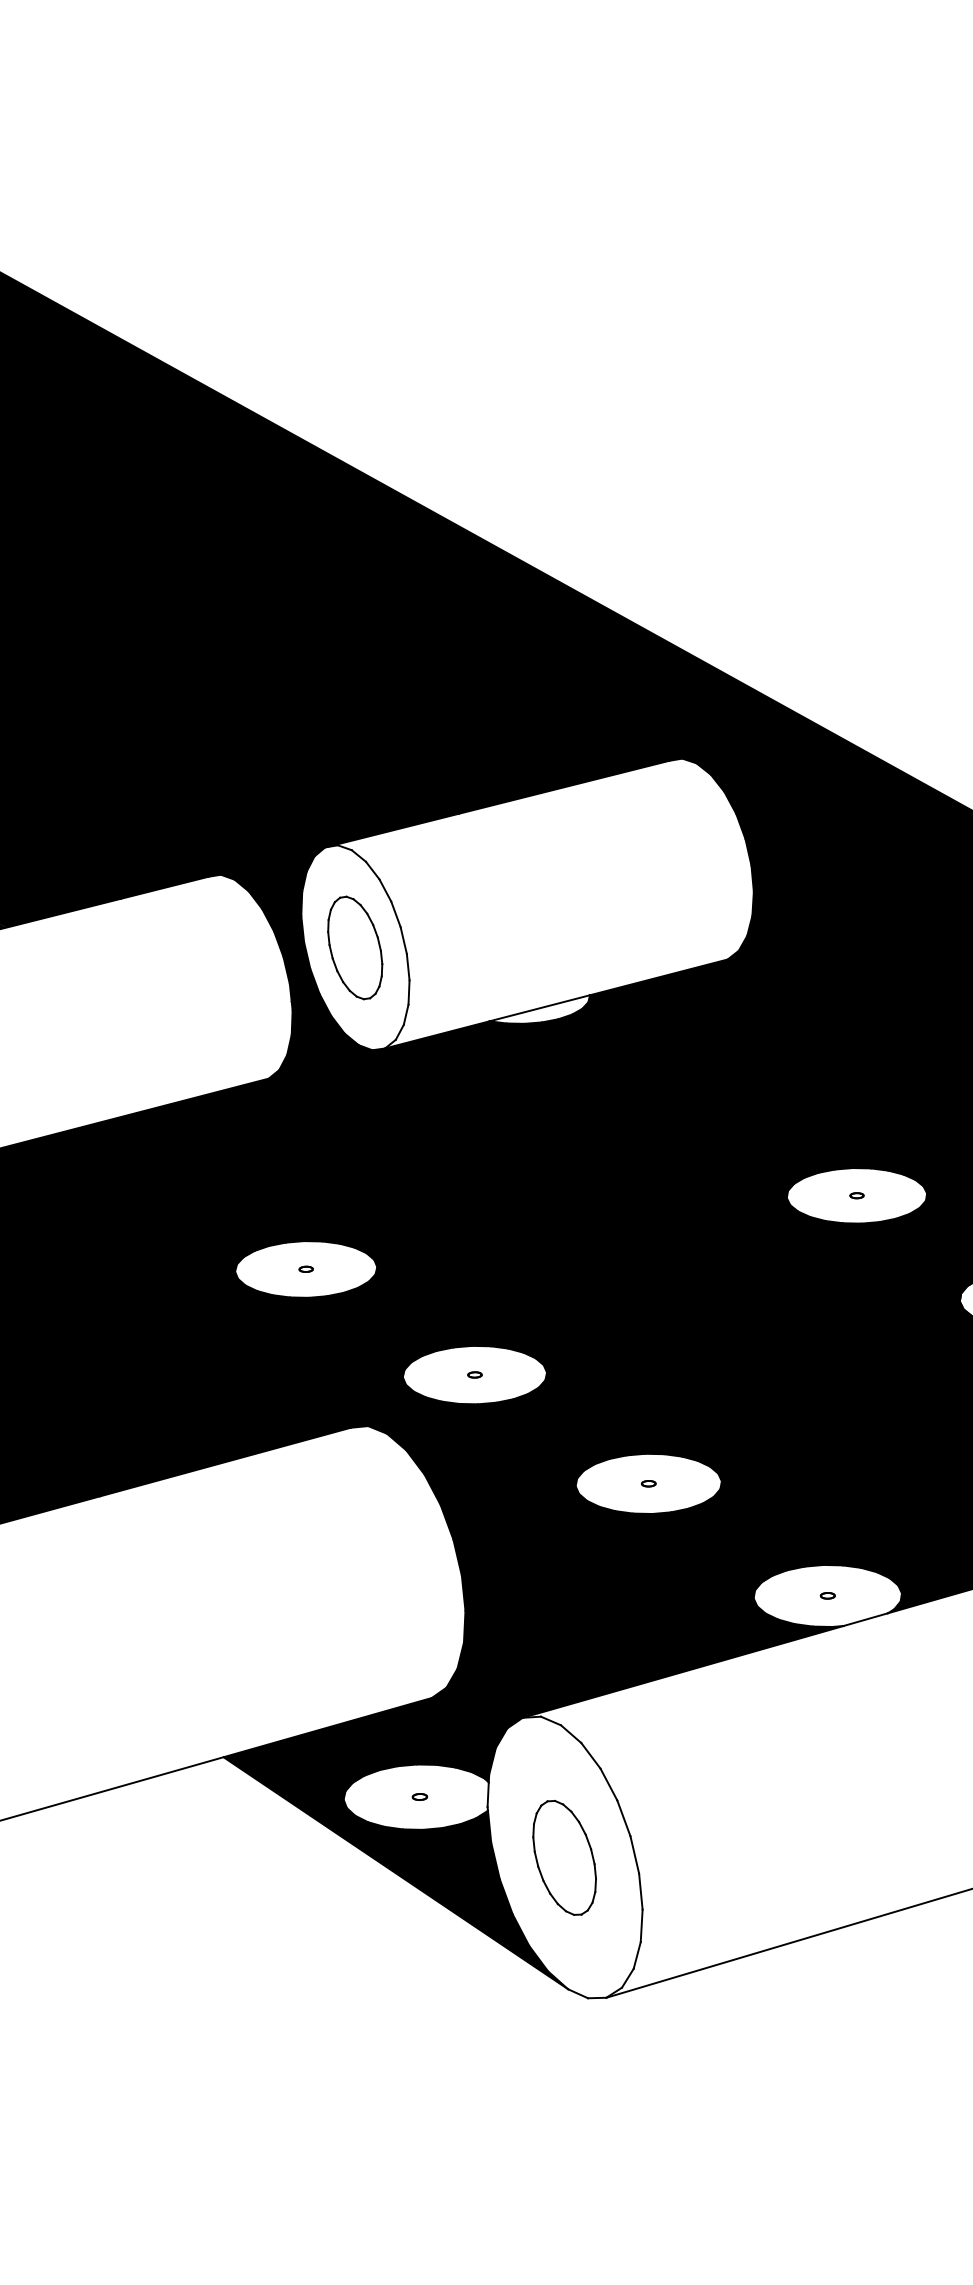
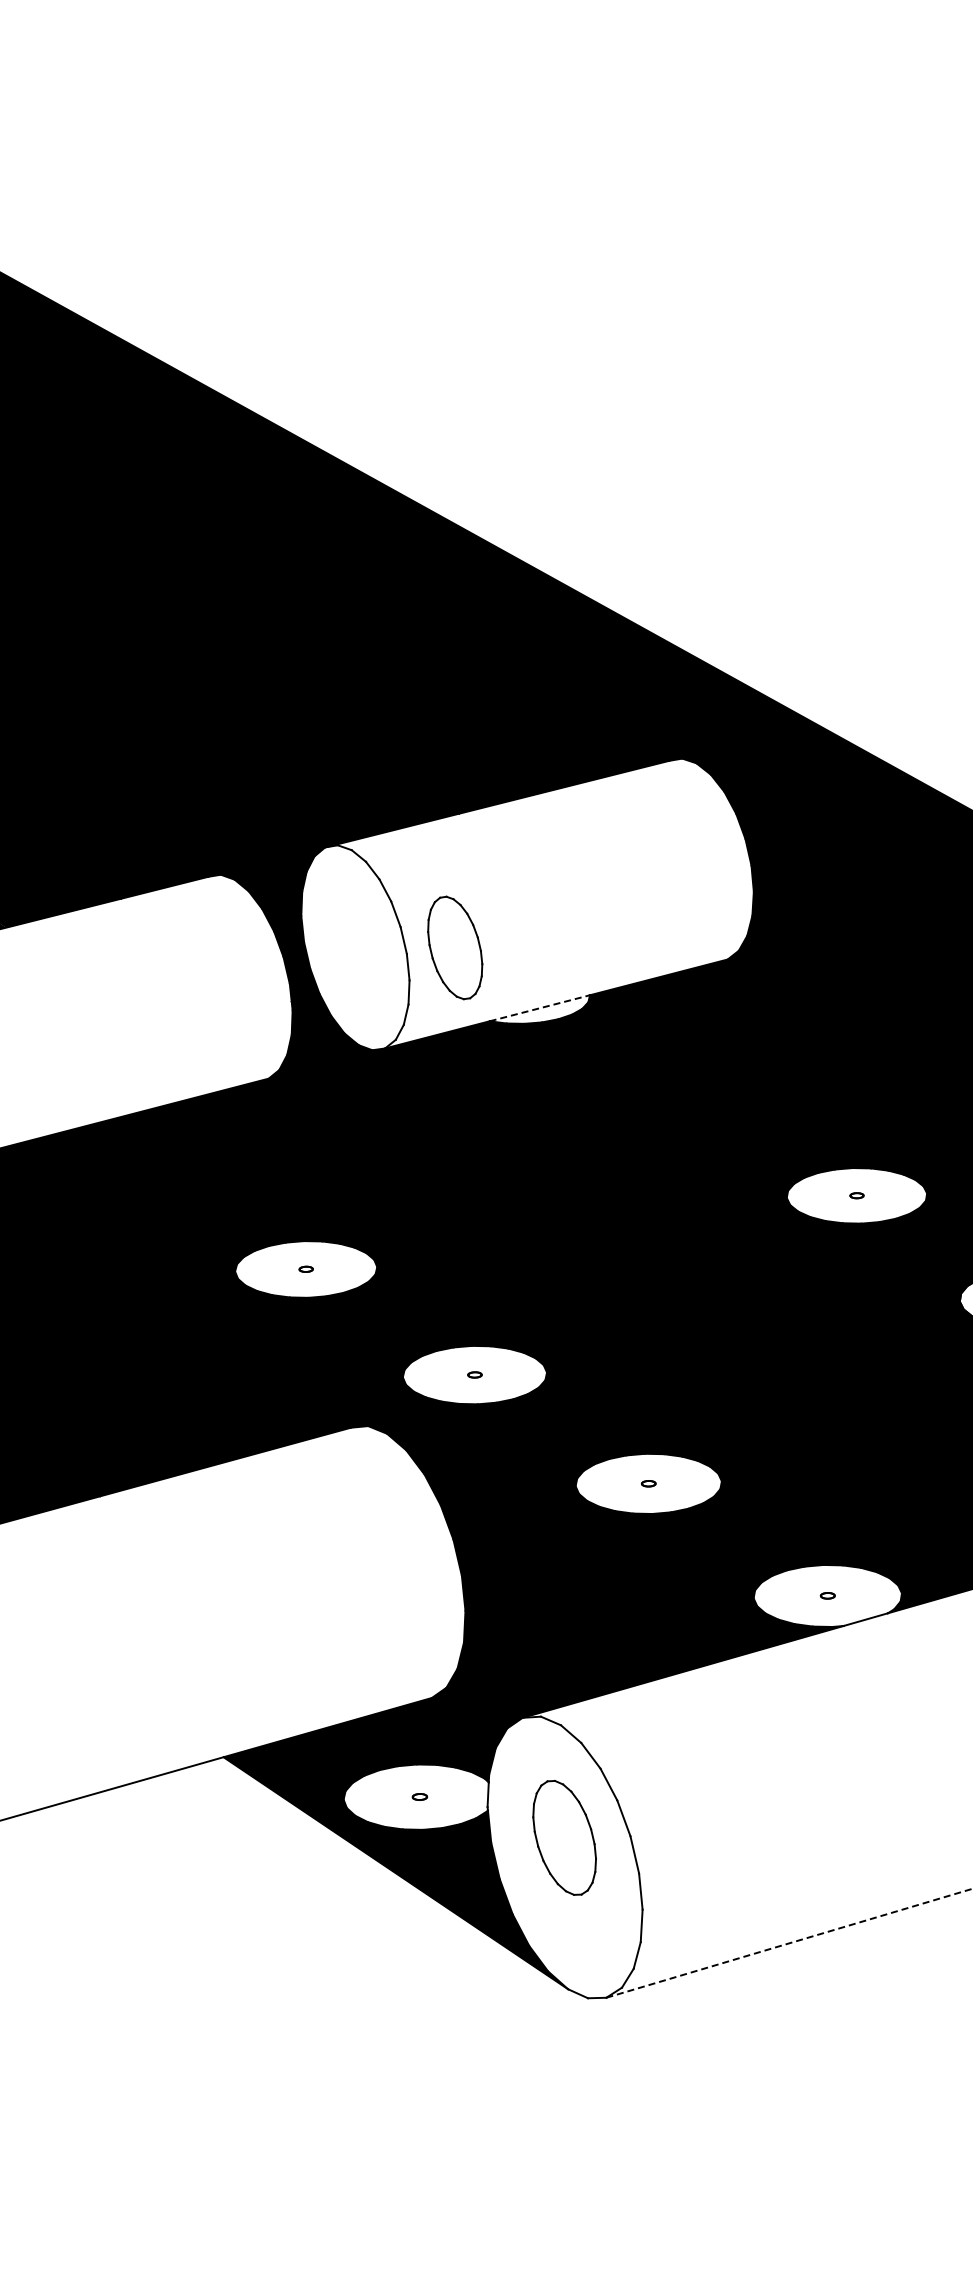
part position: (355, 947) -> (455, 947) (455, 947)
line: solid -> dashed (539, 1008)
part position: (564, 1857) -> (564, 1837) (564, 1837)
line: solid -> dashed (789, 1943)
